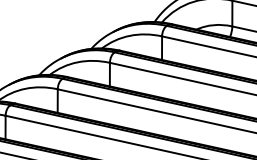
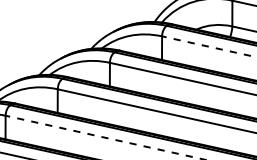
line: solid -> dashed (208, 46)
line: solid -> dashed (105, 137)
